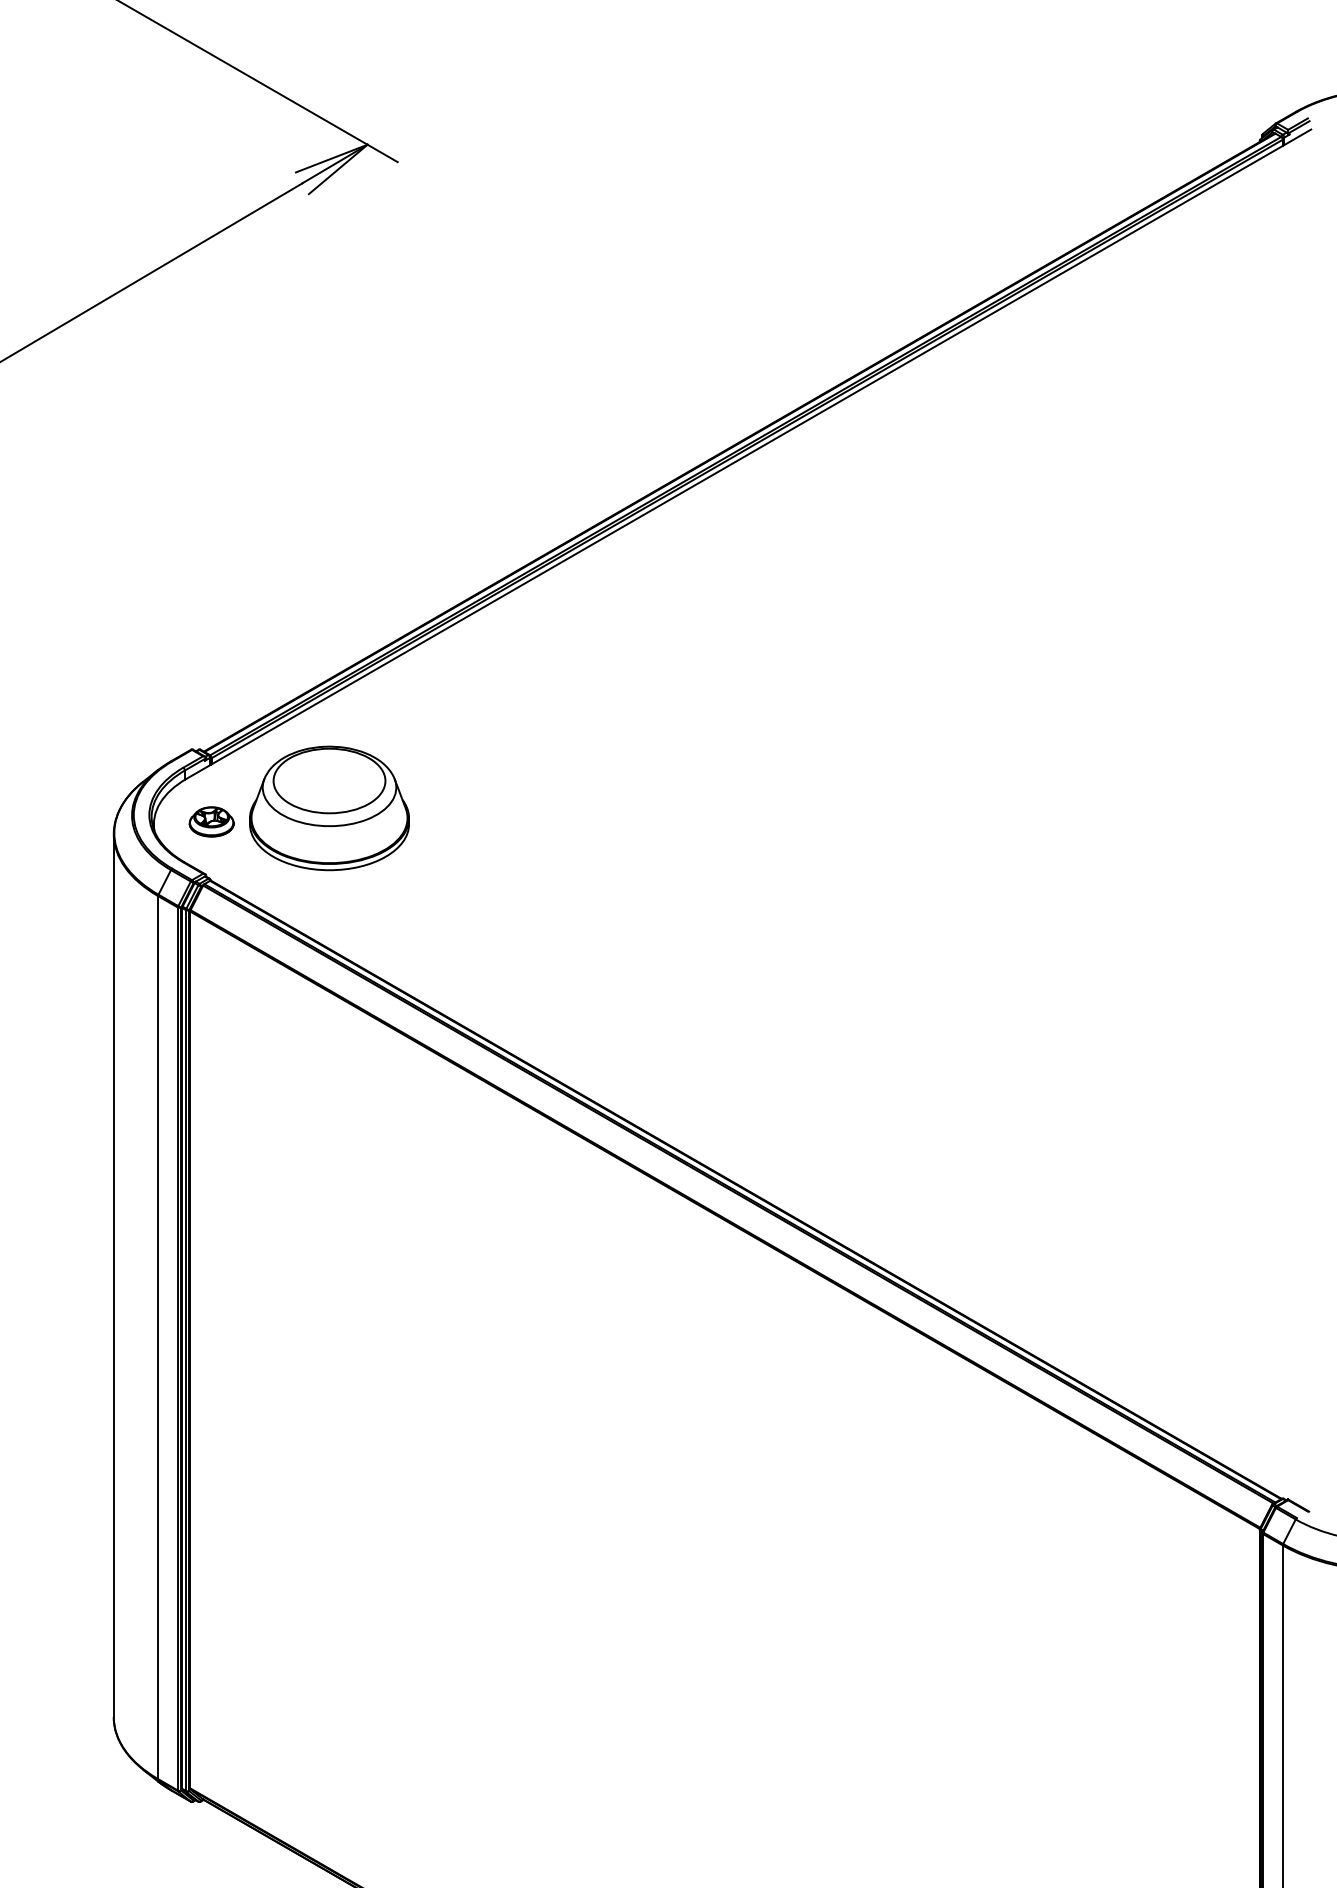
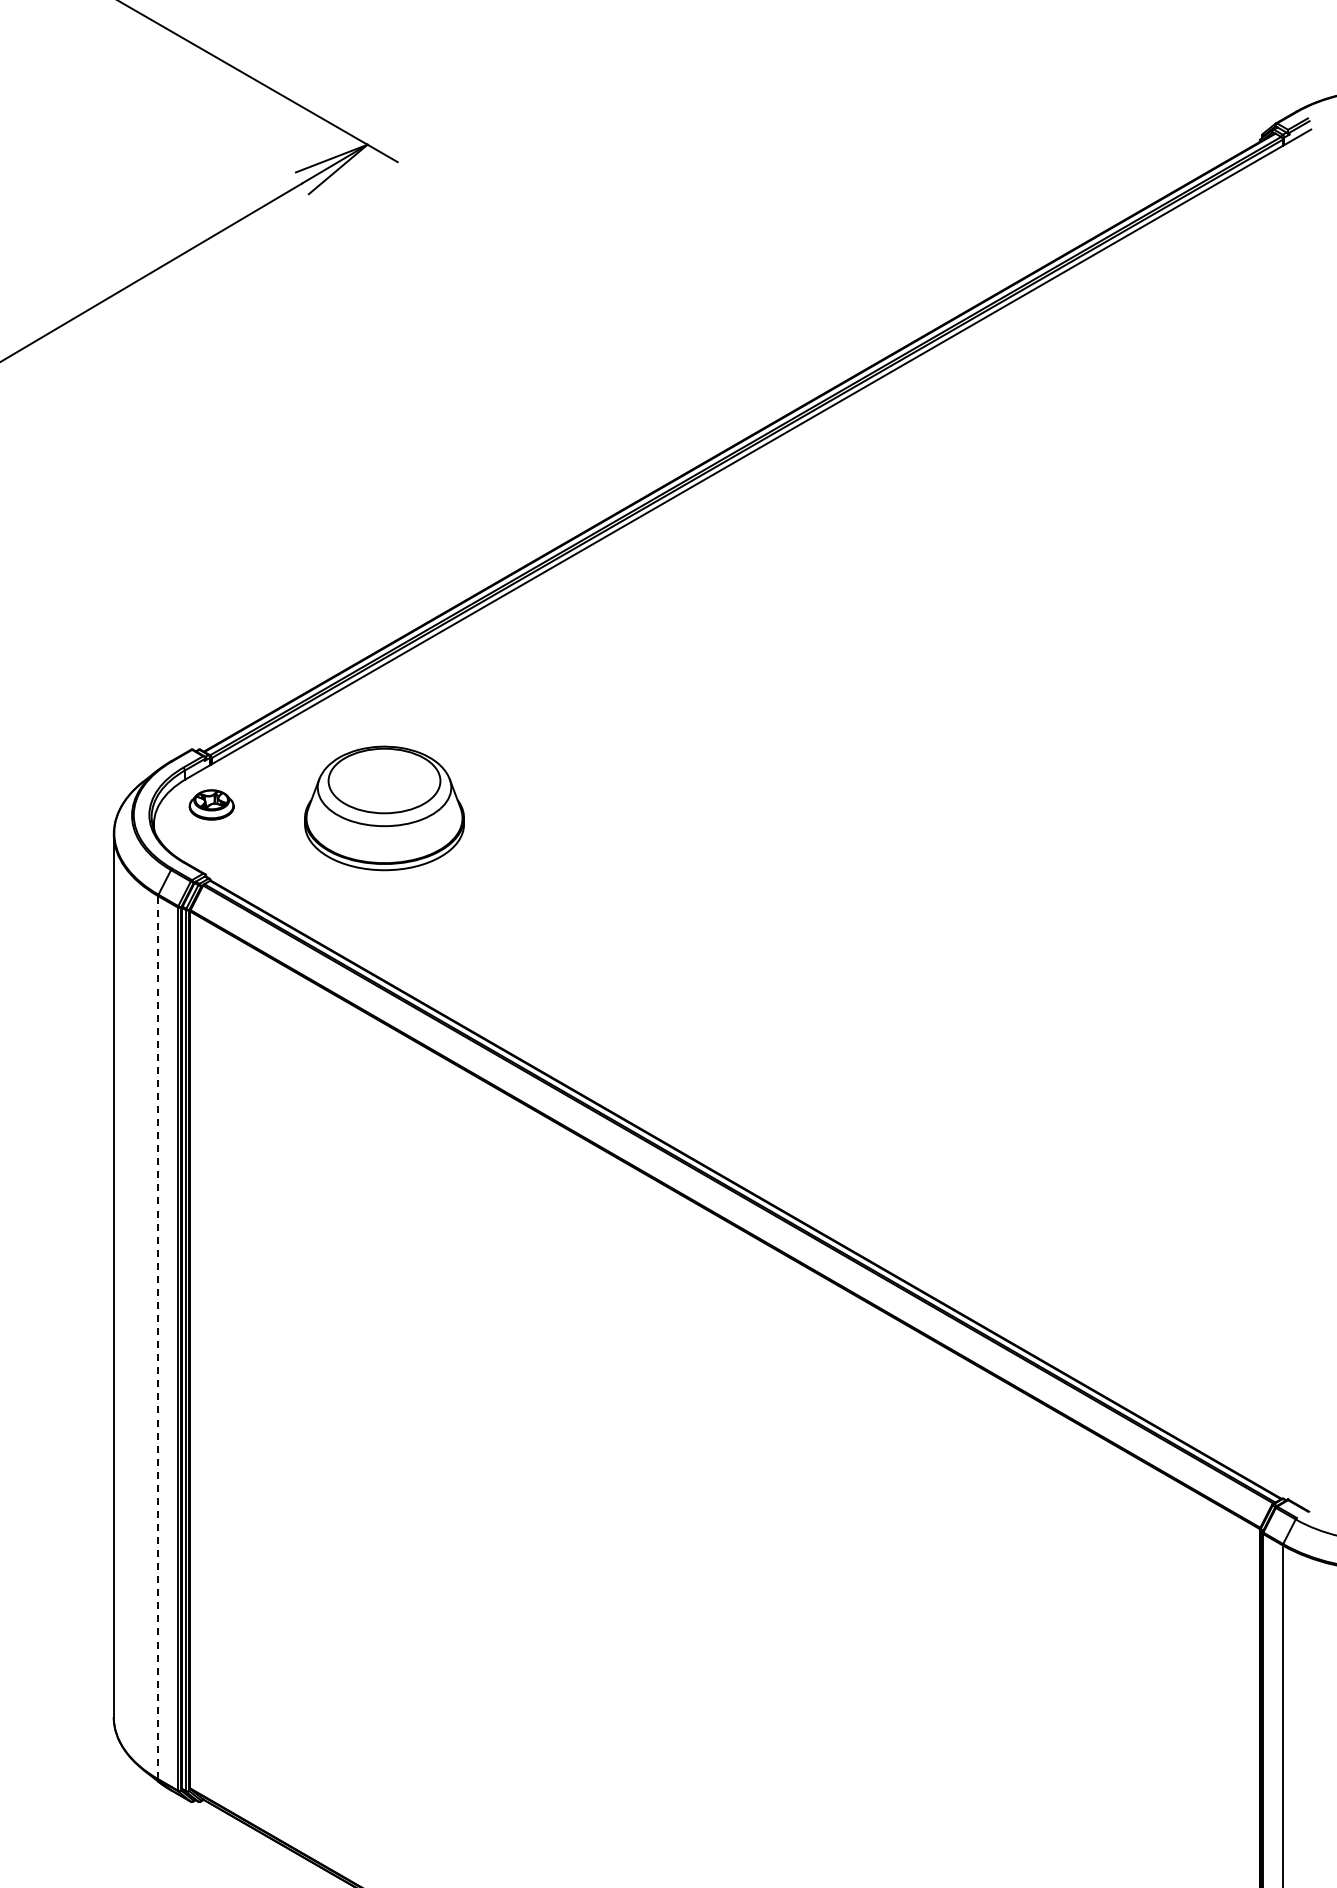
part position: (329, 808) -> (384, 808) (384, 808)
part position: (211, 821) -> (211, 804) (211, 804)
line: solid -> dashed (158, 1337)
